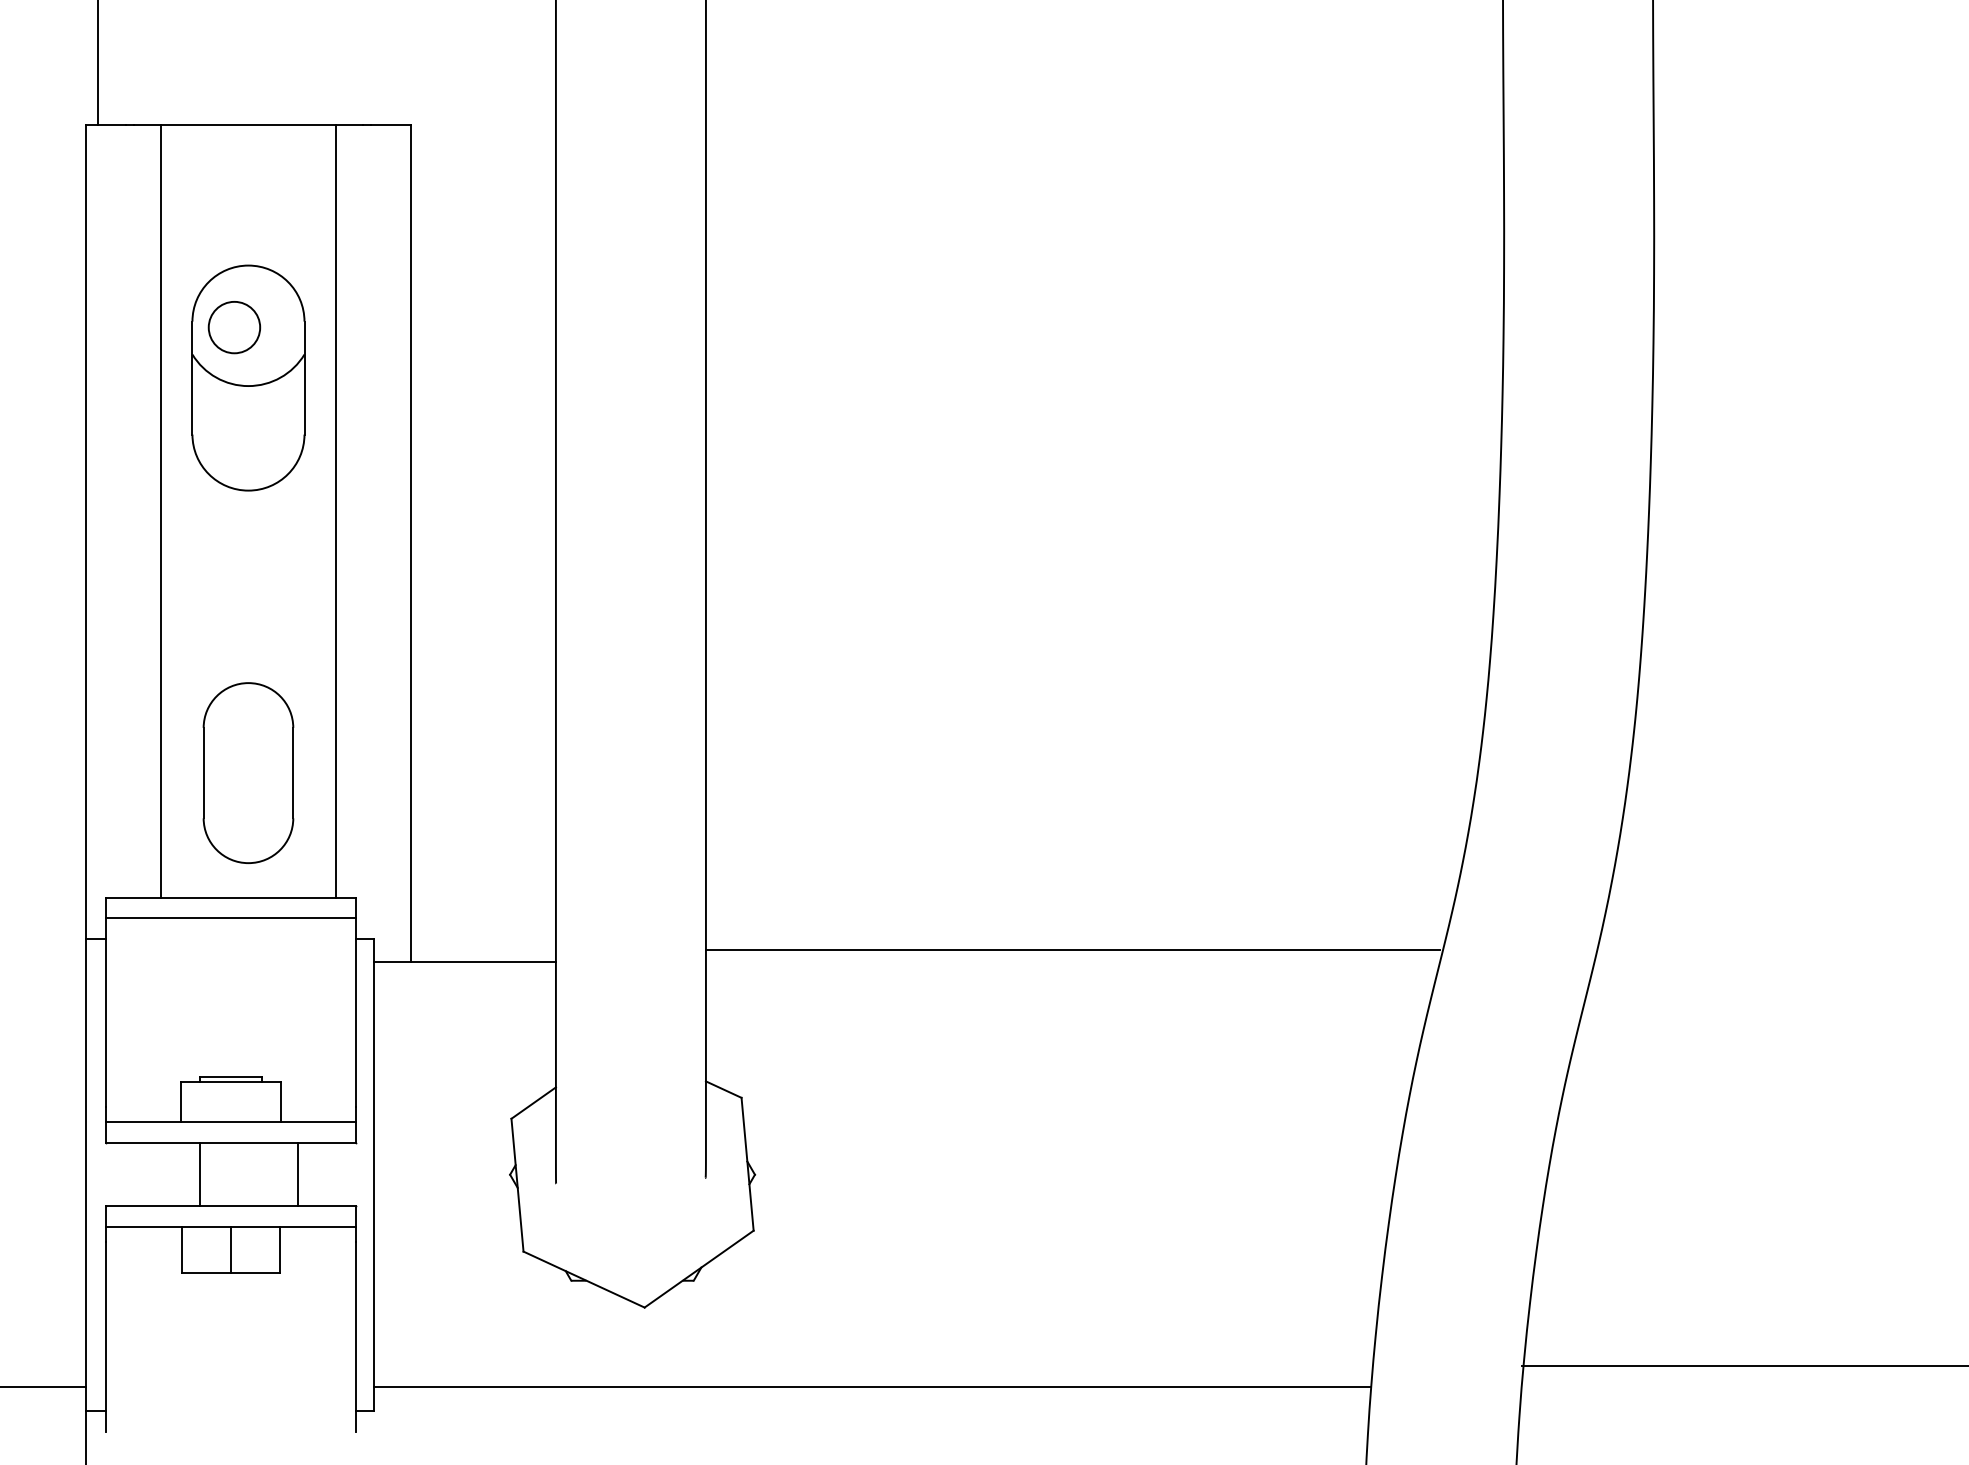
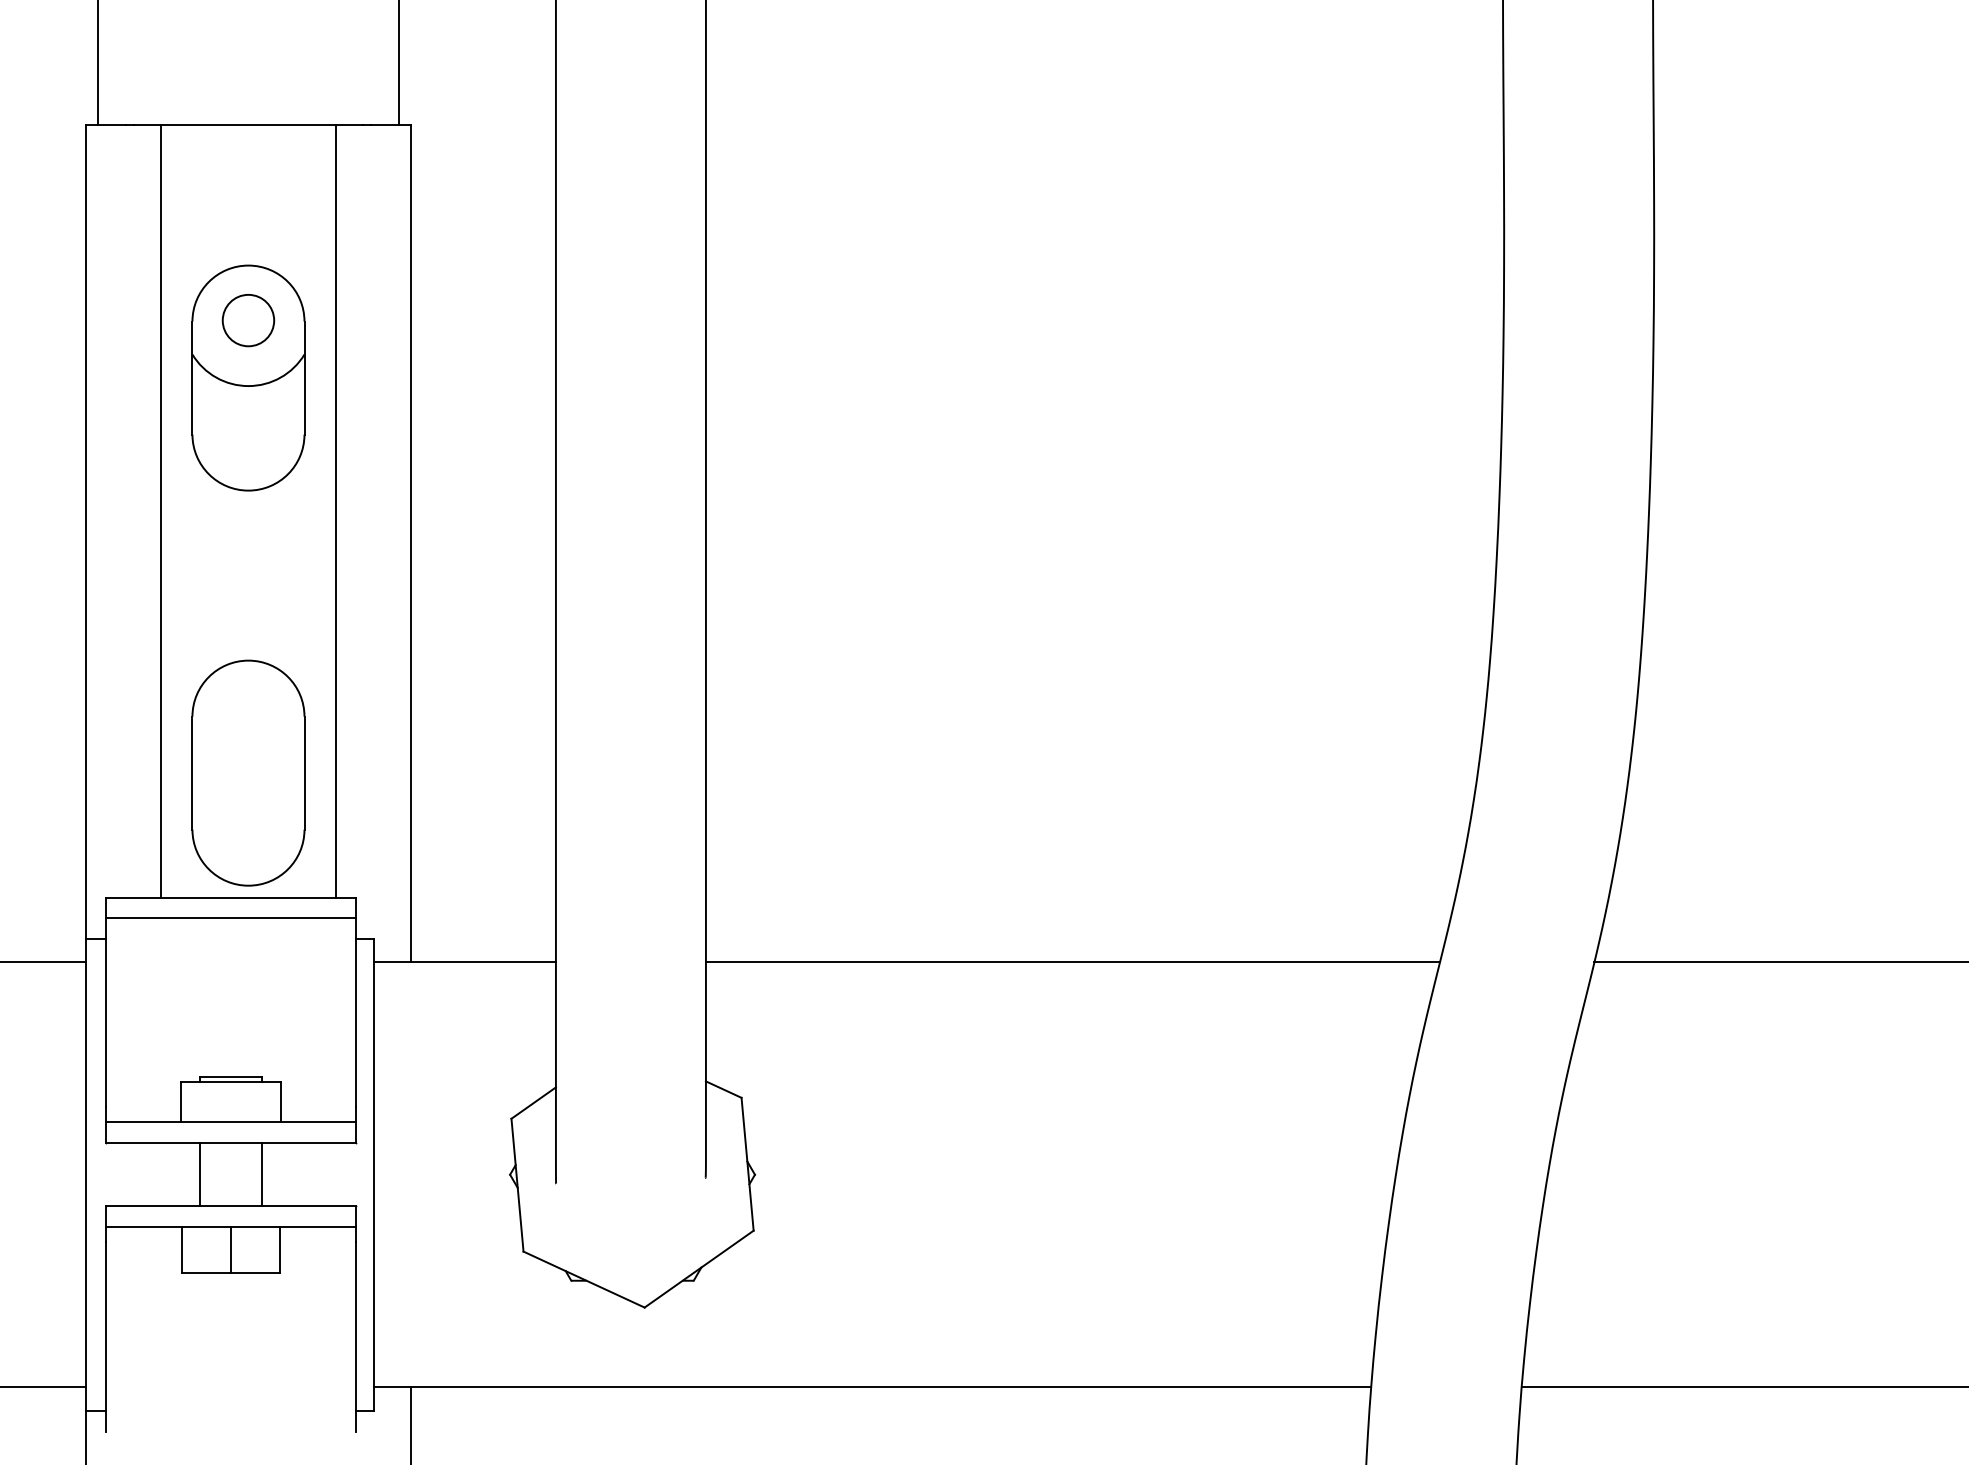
line: none -> present (398, 63)
circle position: (234, 327) -> (248, 320) (248, 320)
part size: 93x182 px -> 115x228 px (248, 772)
line position: (1072, 950) -> (1072, 962) (1072, 962)
line: none -> present (43, 962)
line: none -> present (1779, 962)
line position: (298, 1174) -> (262, 1174) (262, 1174)
line position: (1743, 1366) -> (1743, 1387) (1743, 1387)
line: none -> present (411, 1424)
